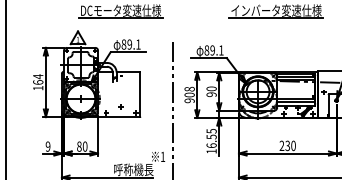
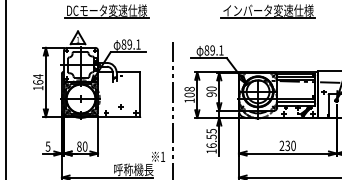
part position: (120, 11) -> (106, 11) (106, 11)
part position: (275, 11) -> (267, 11) (267, 11)
text: 908 -> 108 (189, 100)
text: 9 -> 5 (47, 146)
